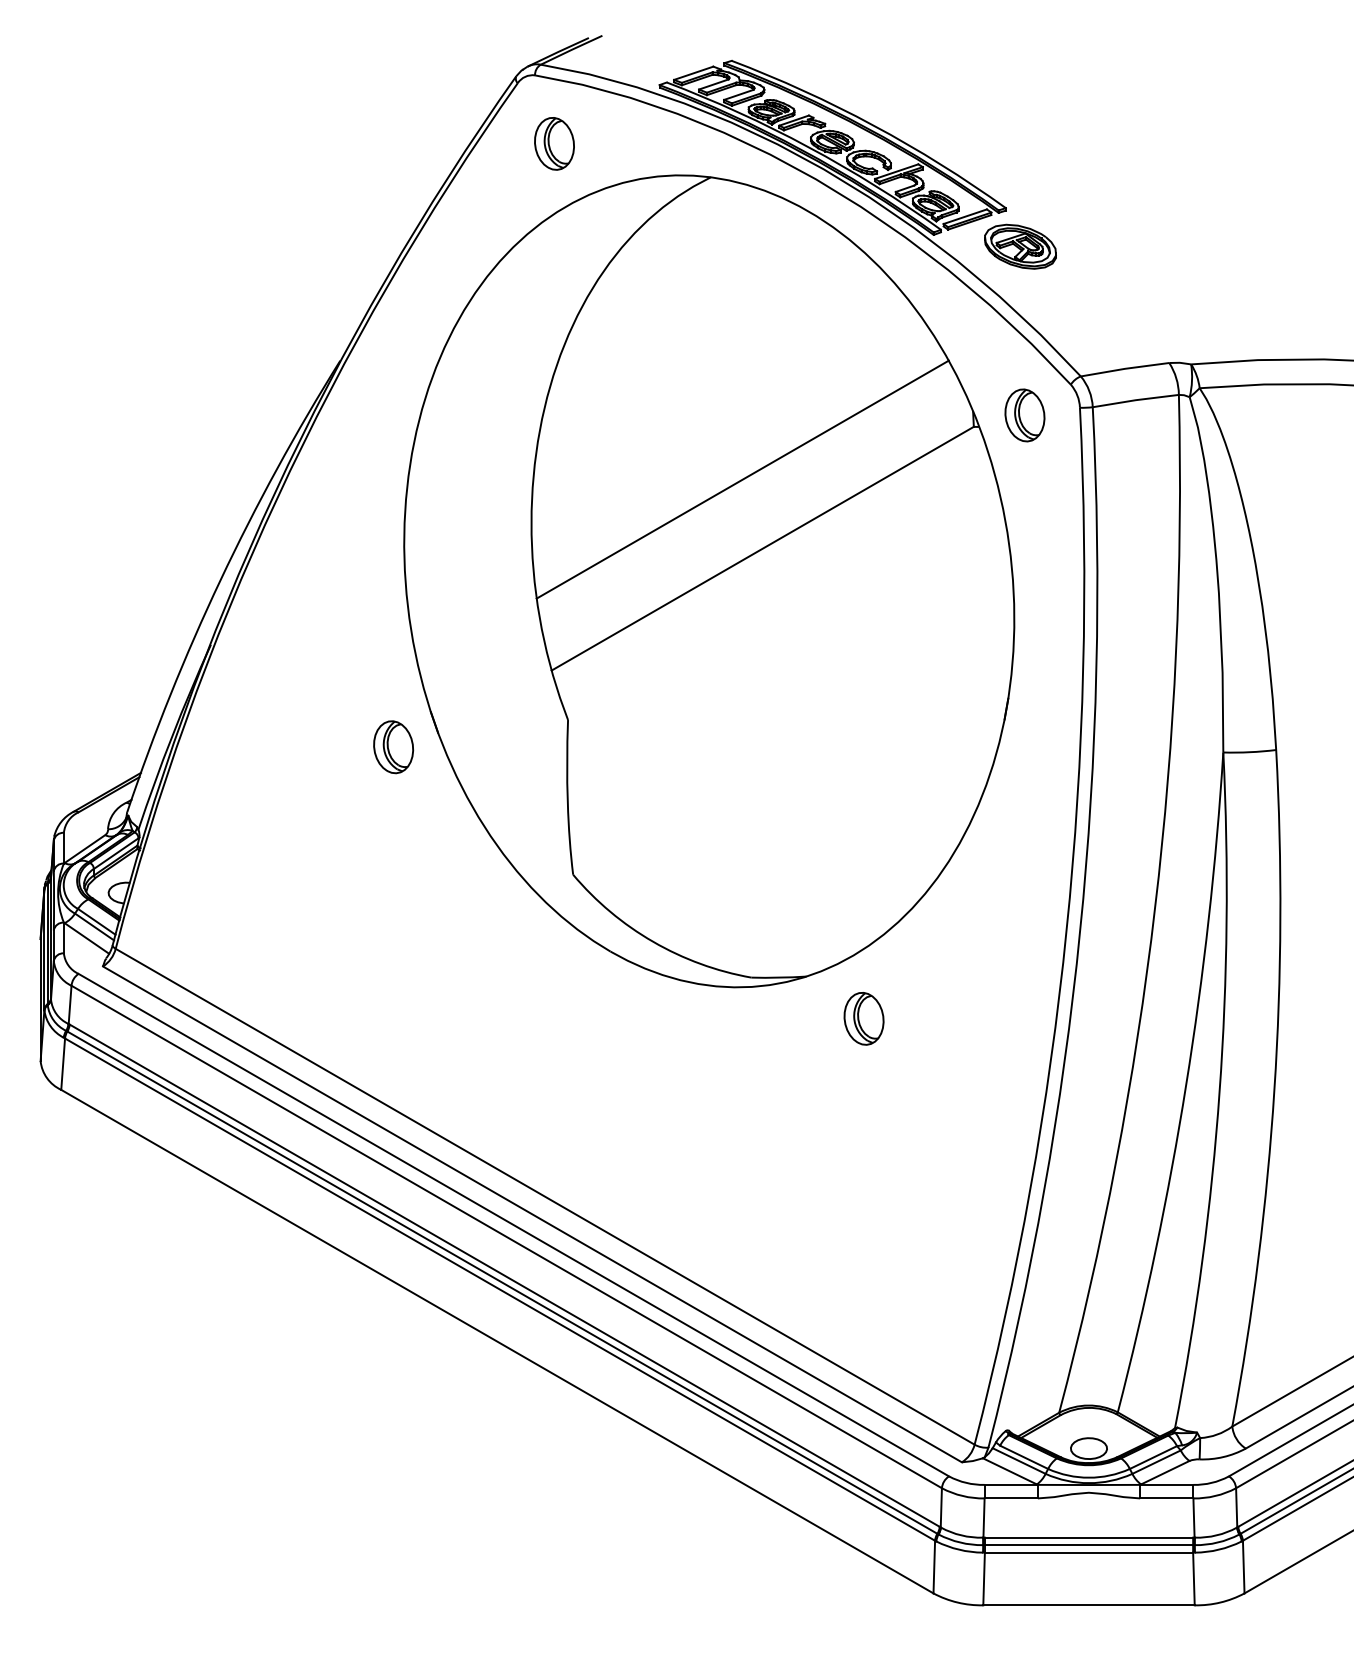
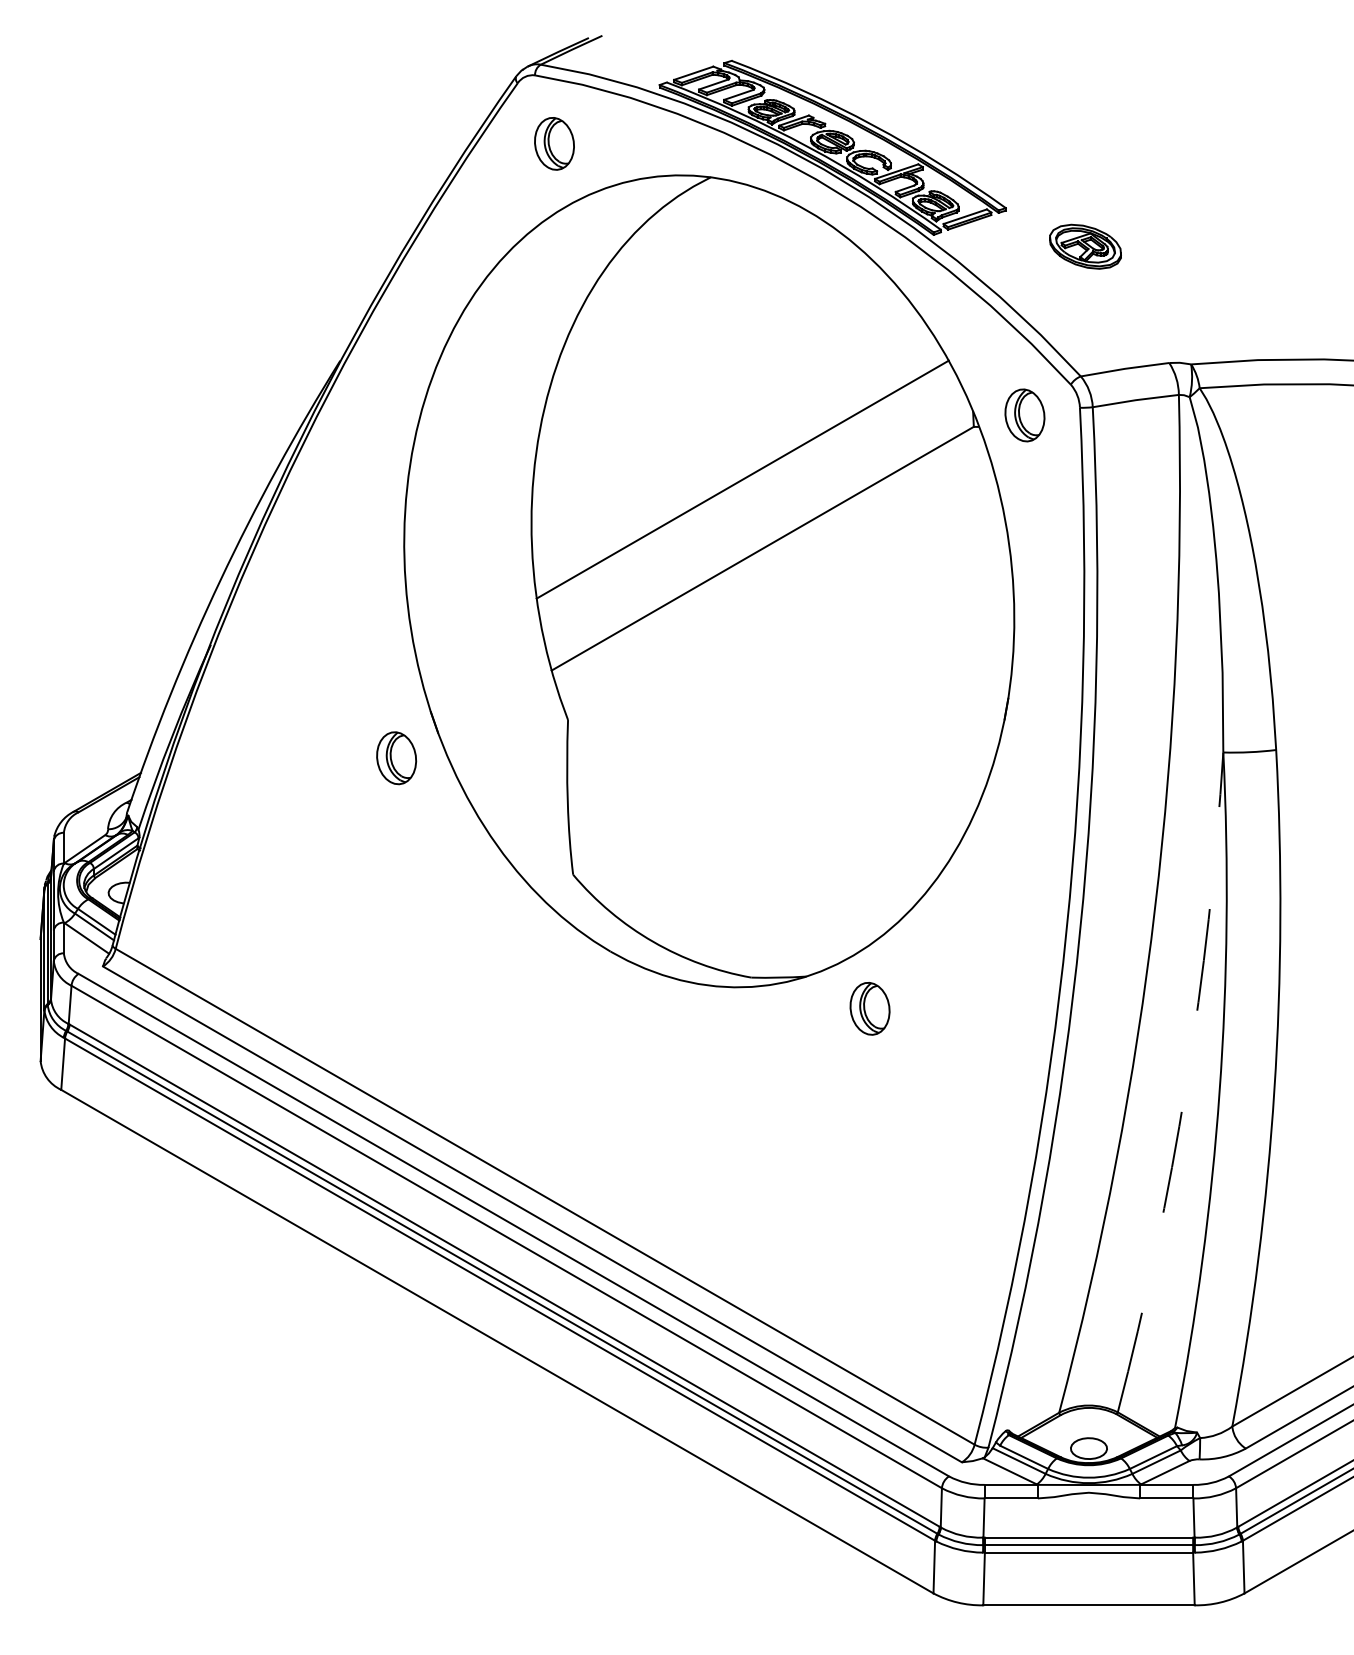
part position: (1020, 246) -> (1085, 246) (1085, 246)
part position: (393, 747) -> (396, 758) (396, 758)
part position: (863, 1018) -> (869, 1008) (869, 1008)
arc: solid -> dashed (1186, 1084)
